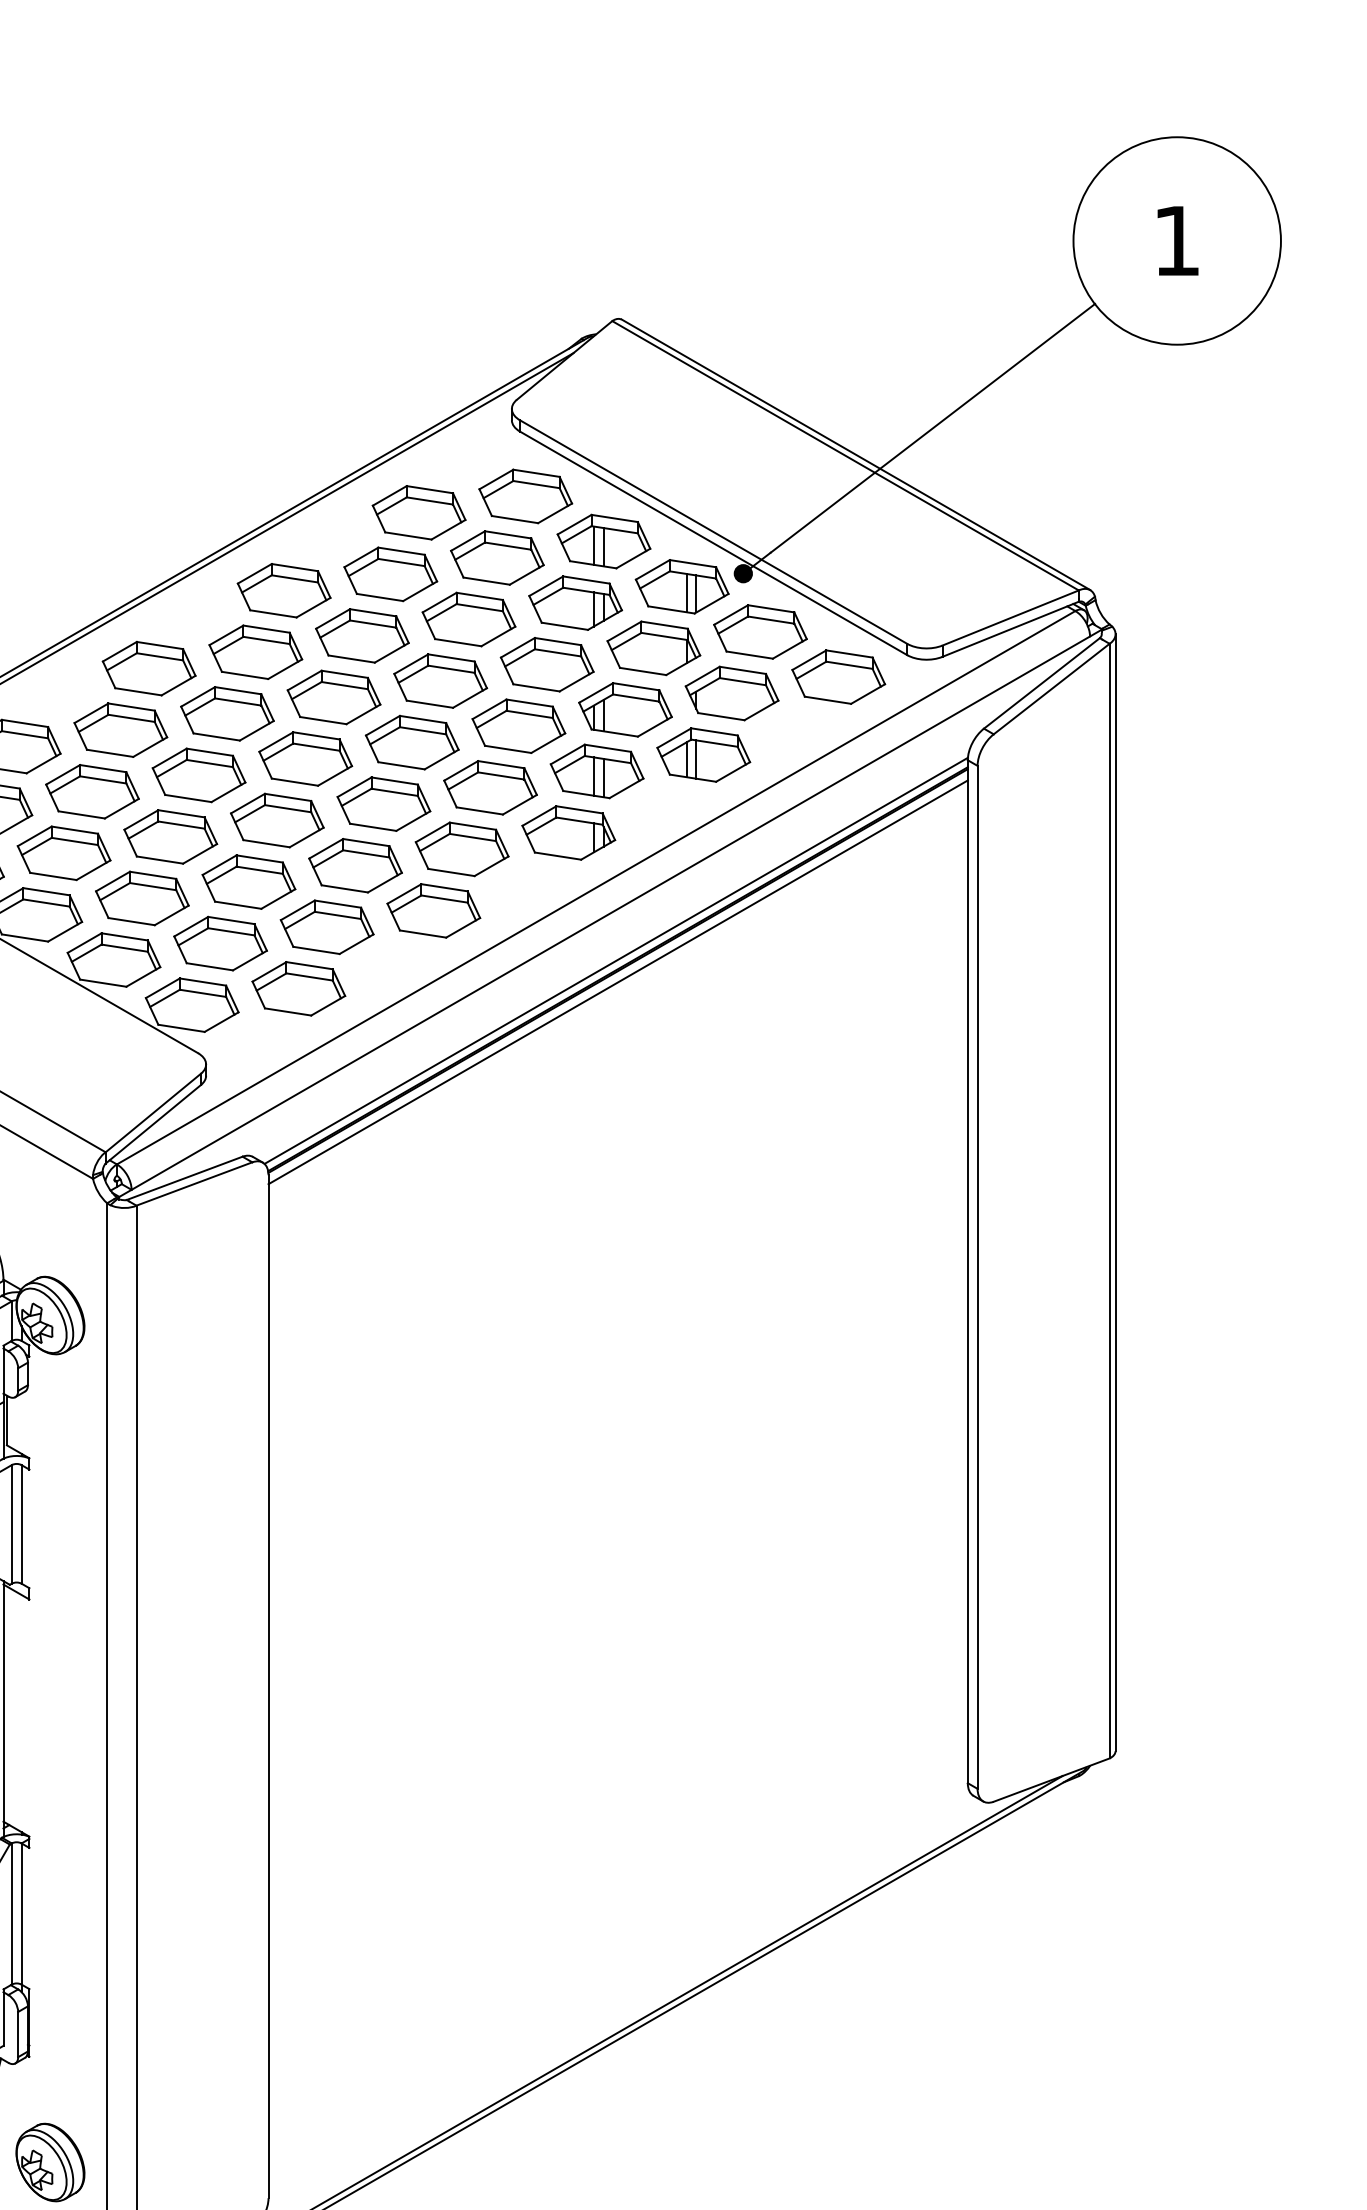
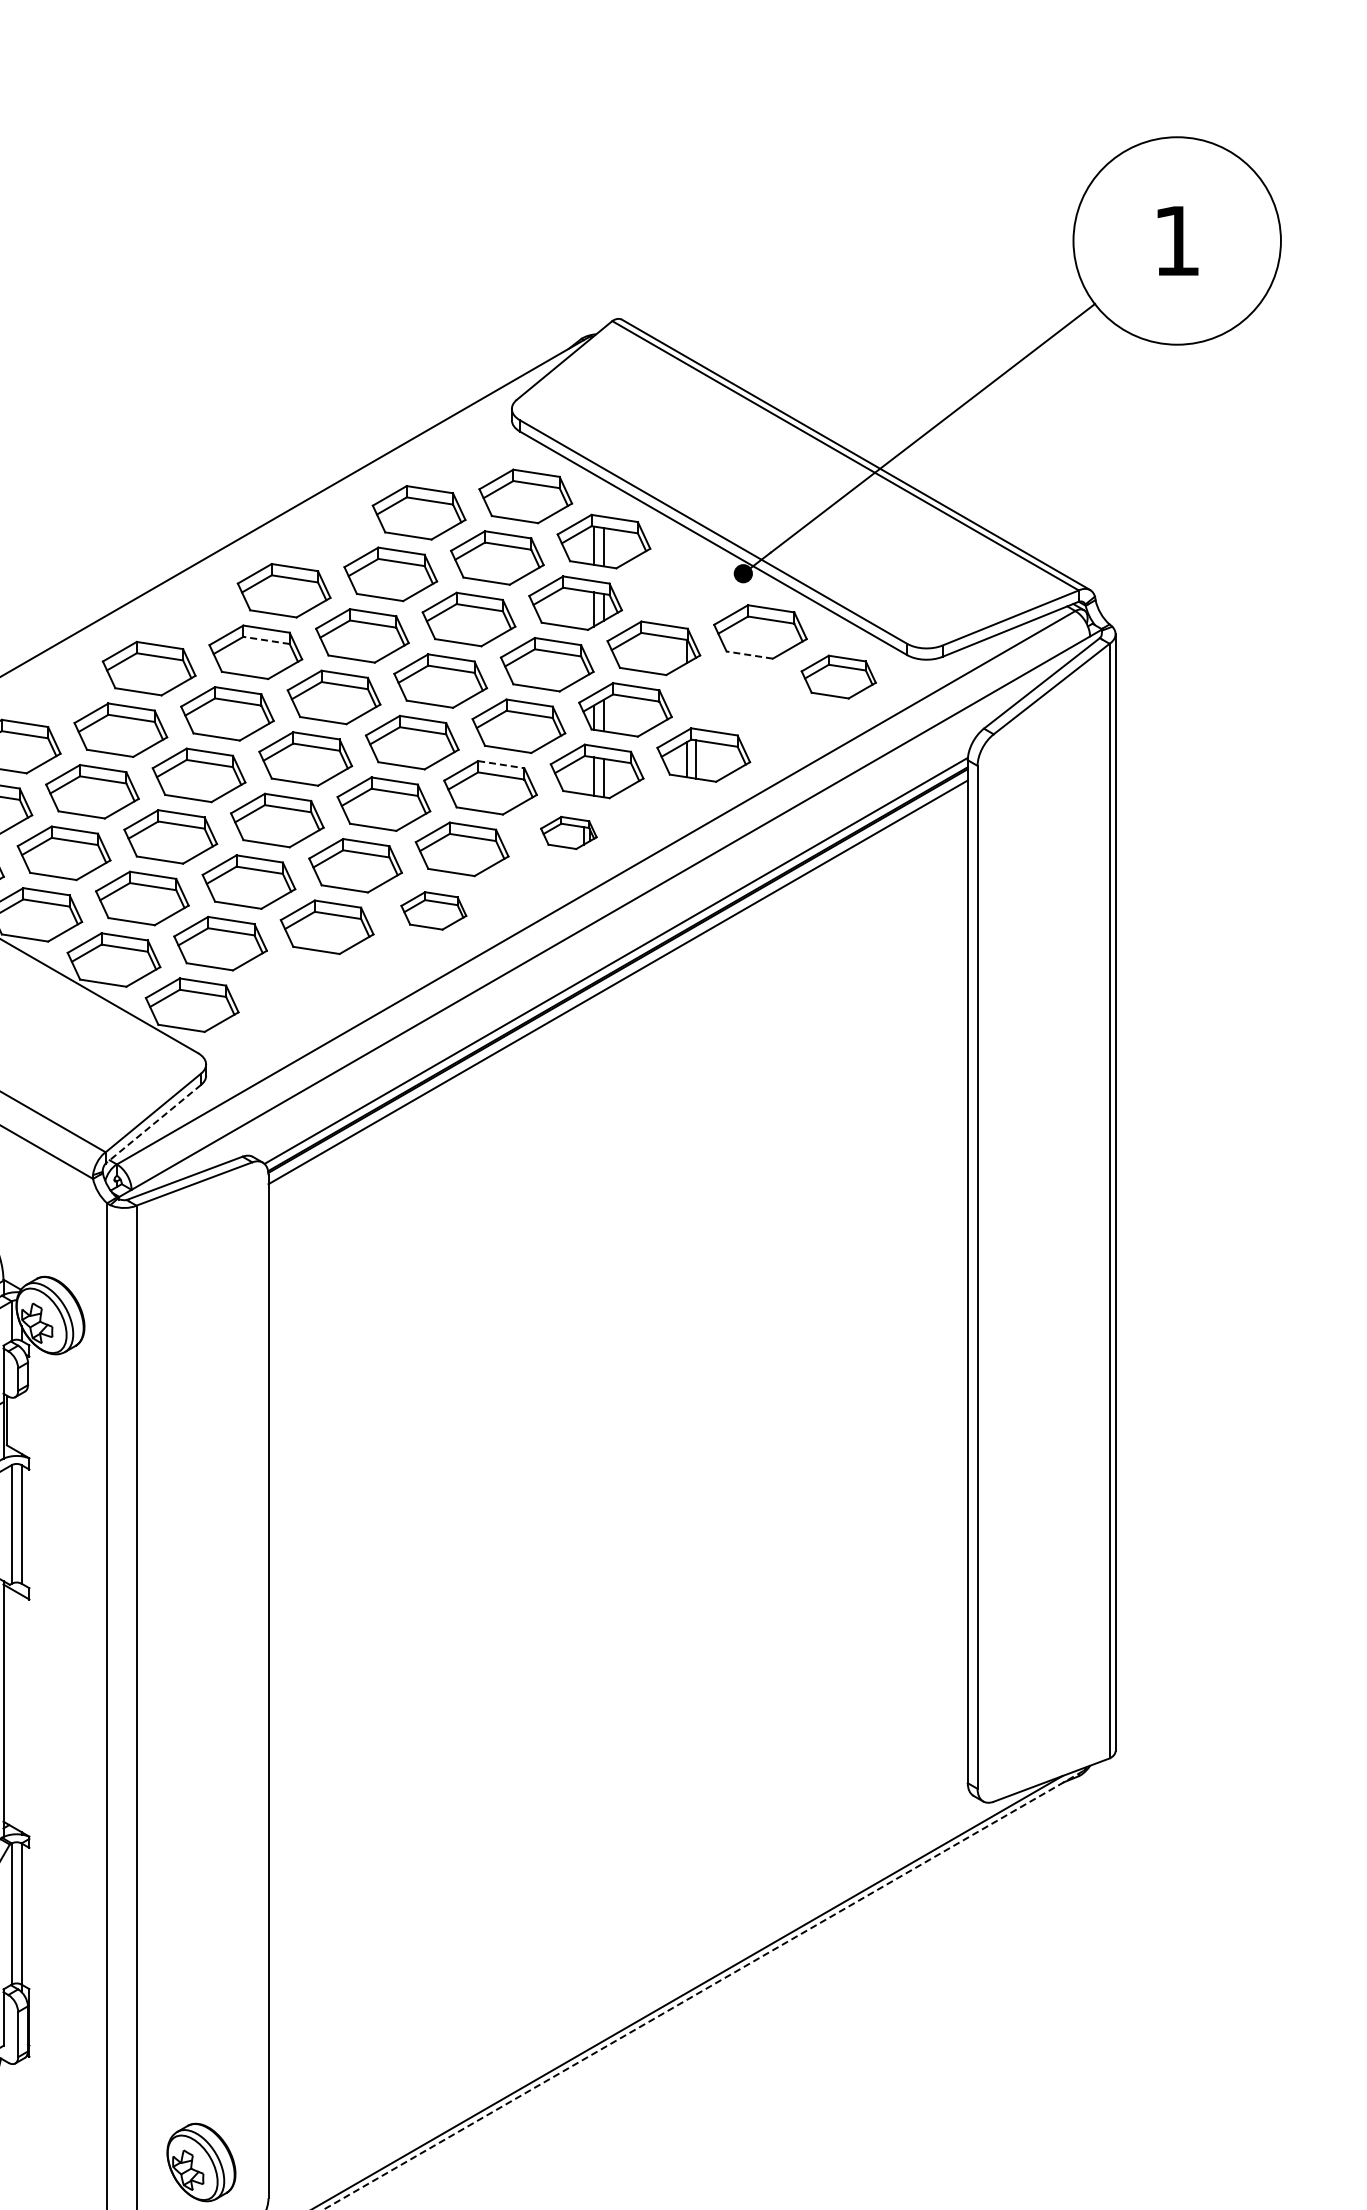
line: present -> none (287, 517)
part: present -> none (681, 586)
line: solid -> dashed (266, 640)
line: solid -> dashed (749, 655)
part size: 96x56 px -> 77x46 px (838, 676)
part: present -> none (731, 693)
line: solid -> dashed (501, 764)
part size: 96x56 px -> 58x35 px (568, 832)
part size: 96x56 px -> 68x40 px (433, 910)
part: present -> none (298, 988)
line: solid -> dashed (153, 1124)
line: solid -> dashed (703, 1990)
part position: (50, 2162) -> (201, 2162) (201, 2162)
